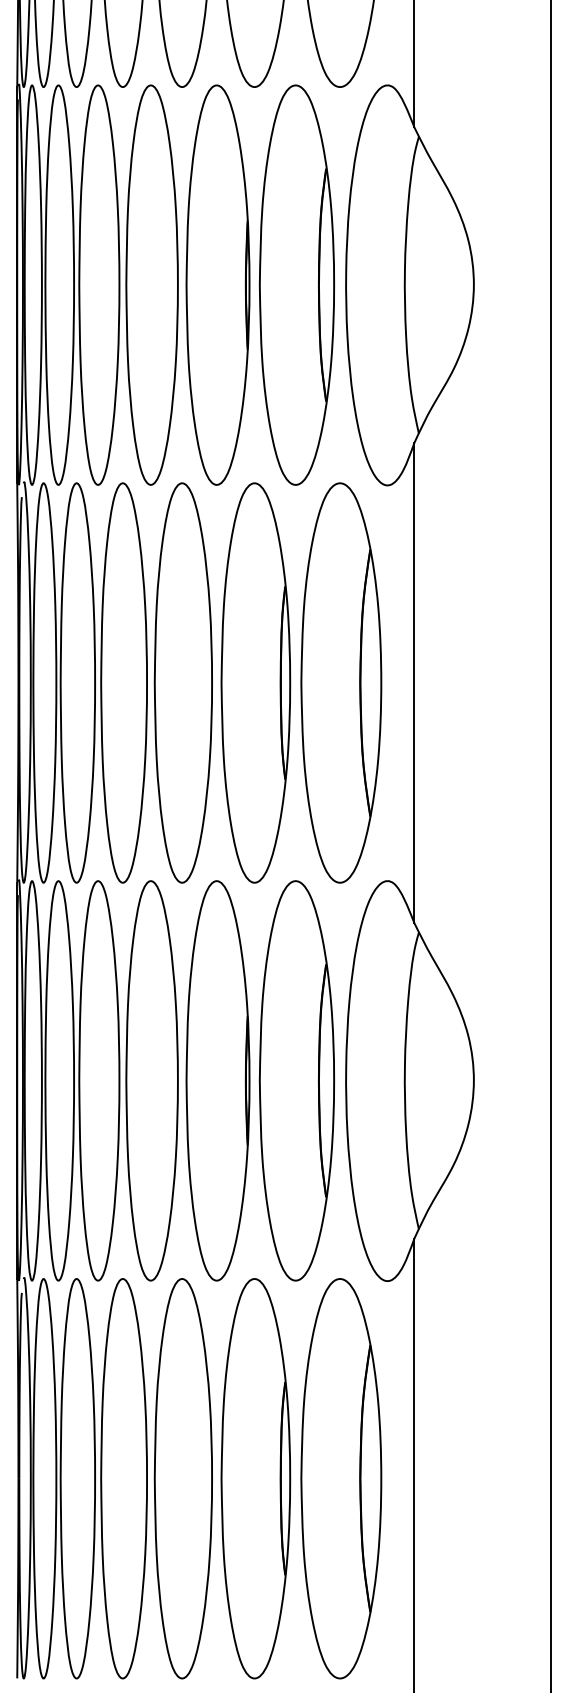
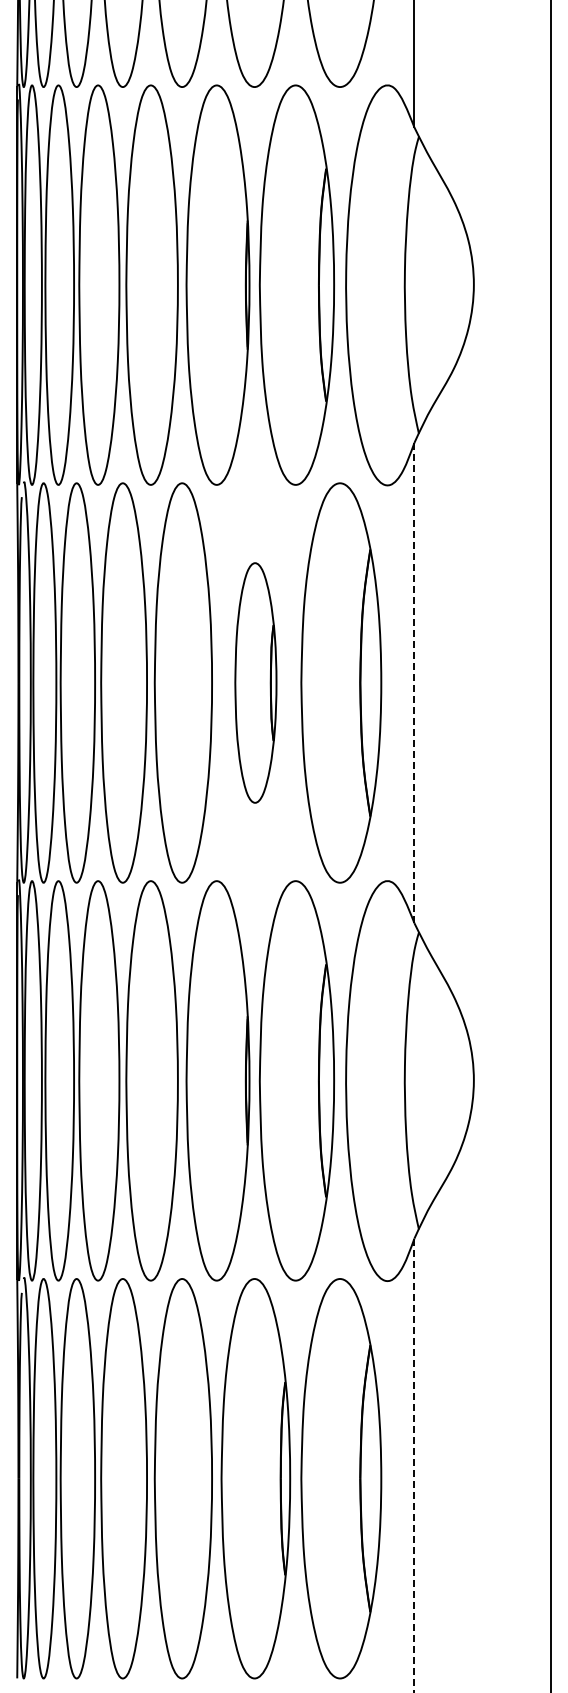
part size: 72x402 px -> 44x242 px (255, 682)
line: solid -> dashed (414, 683)
line: solid -> dashed (414, 1466)
